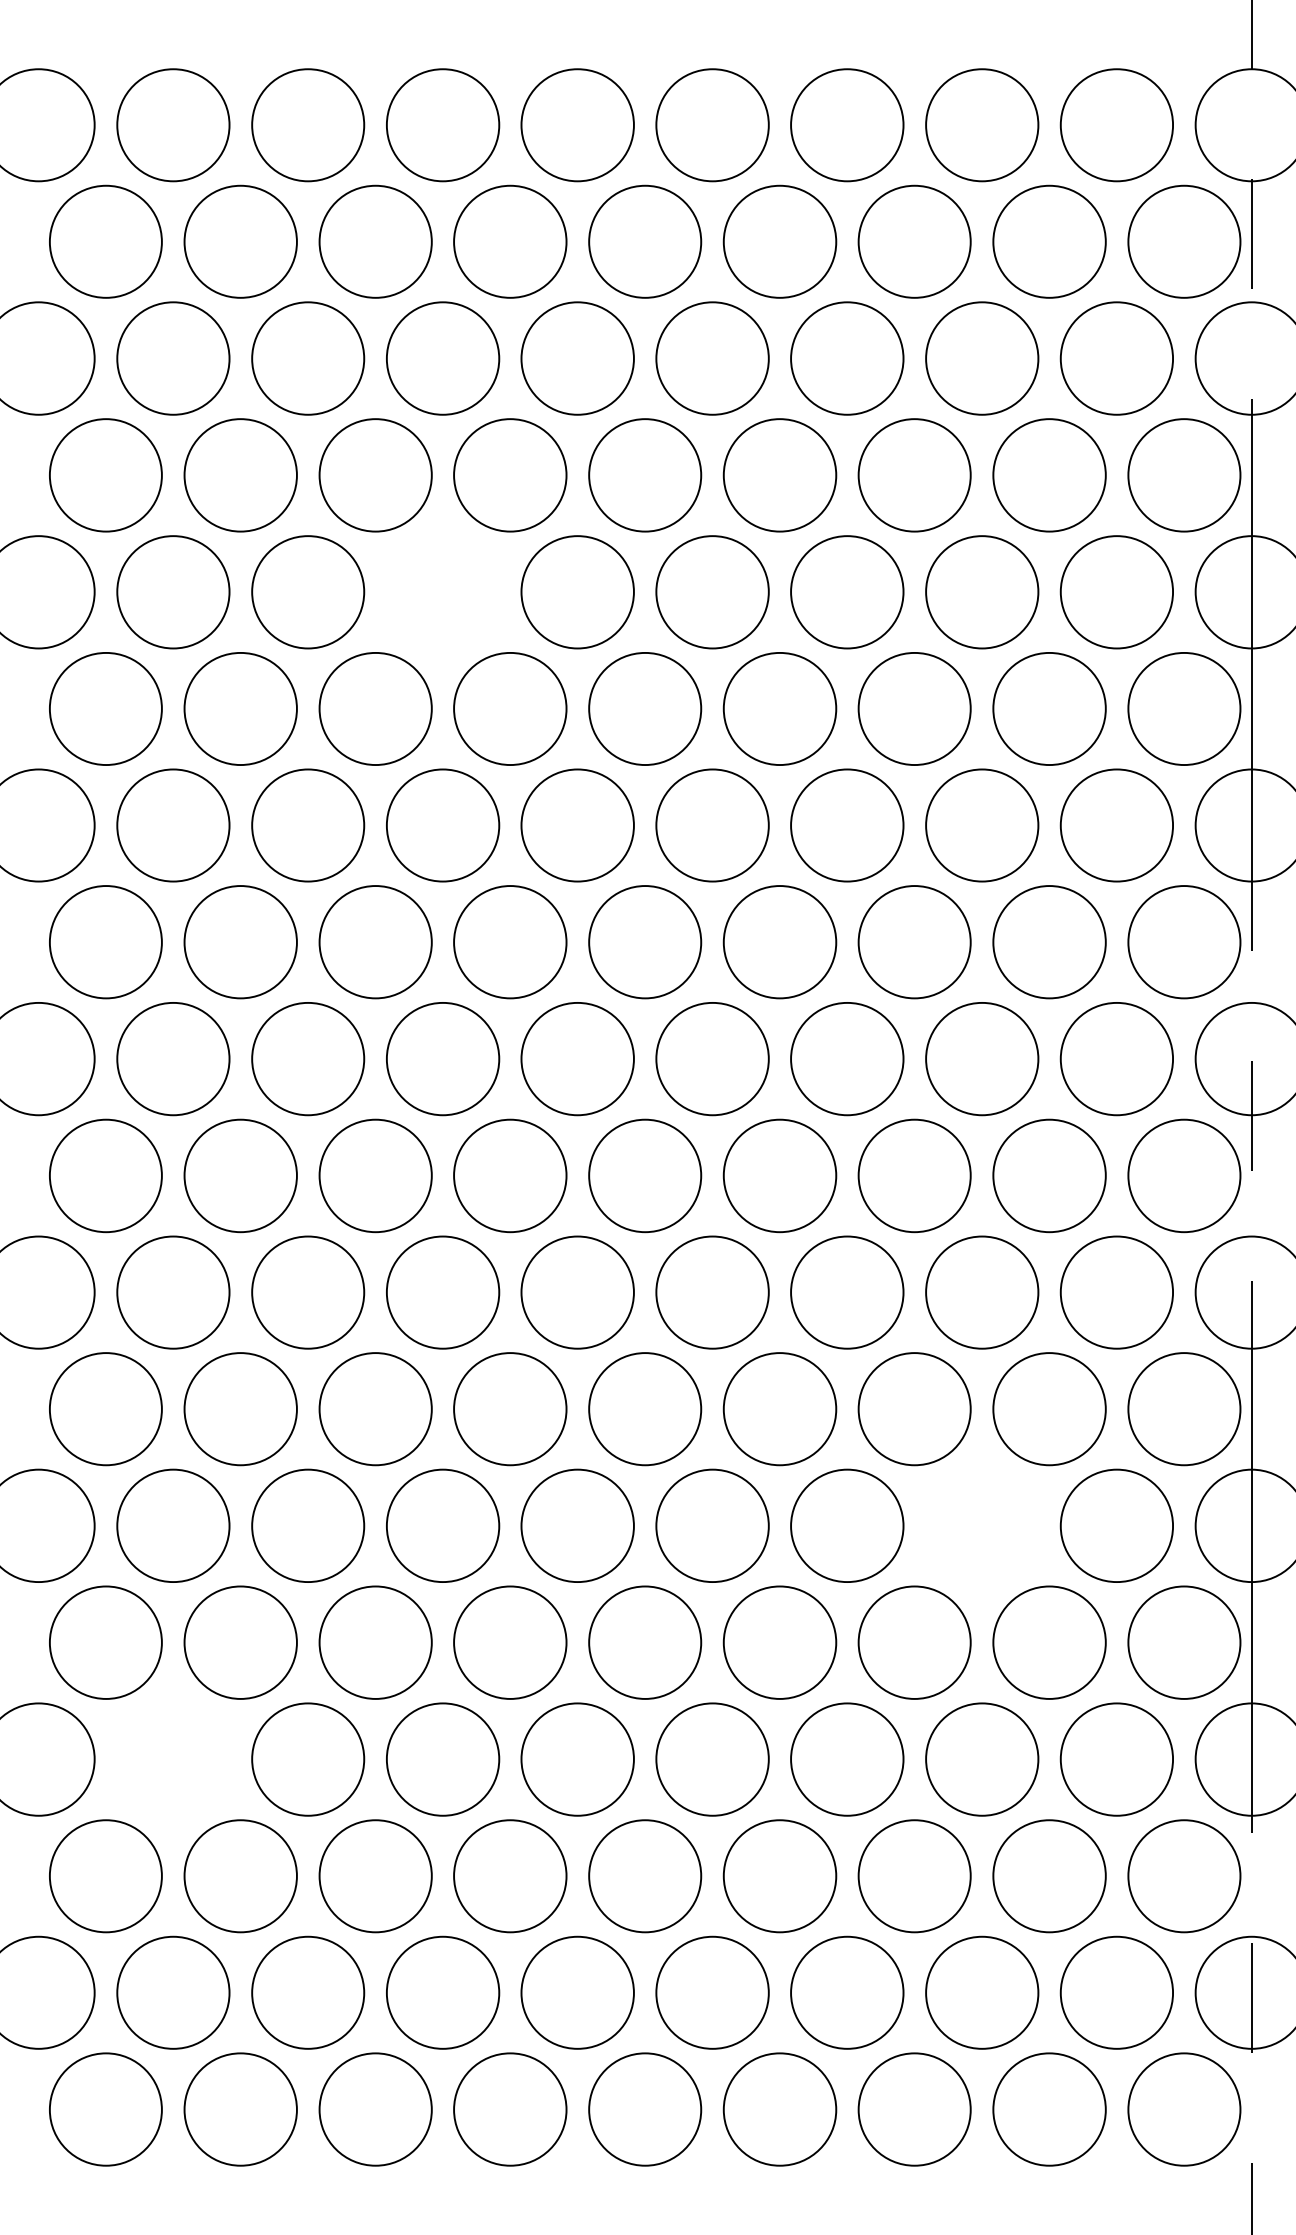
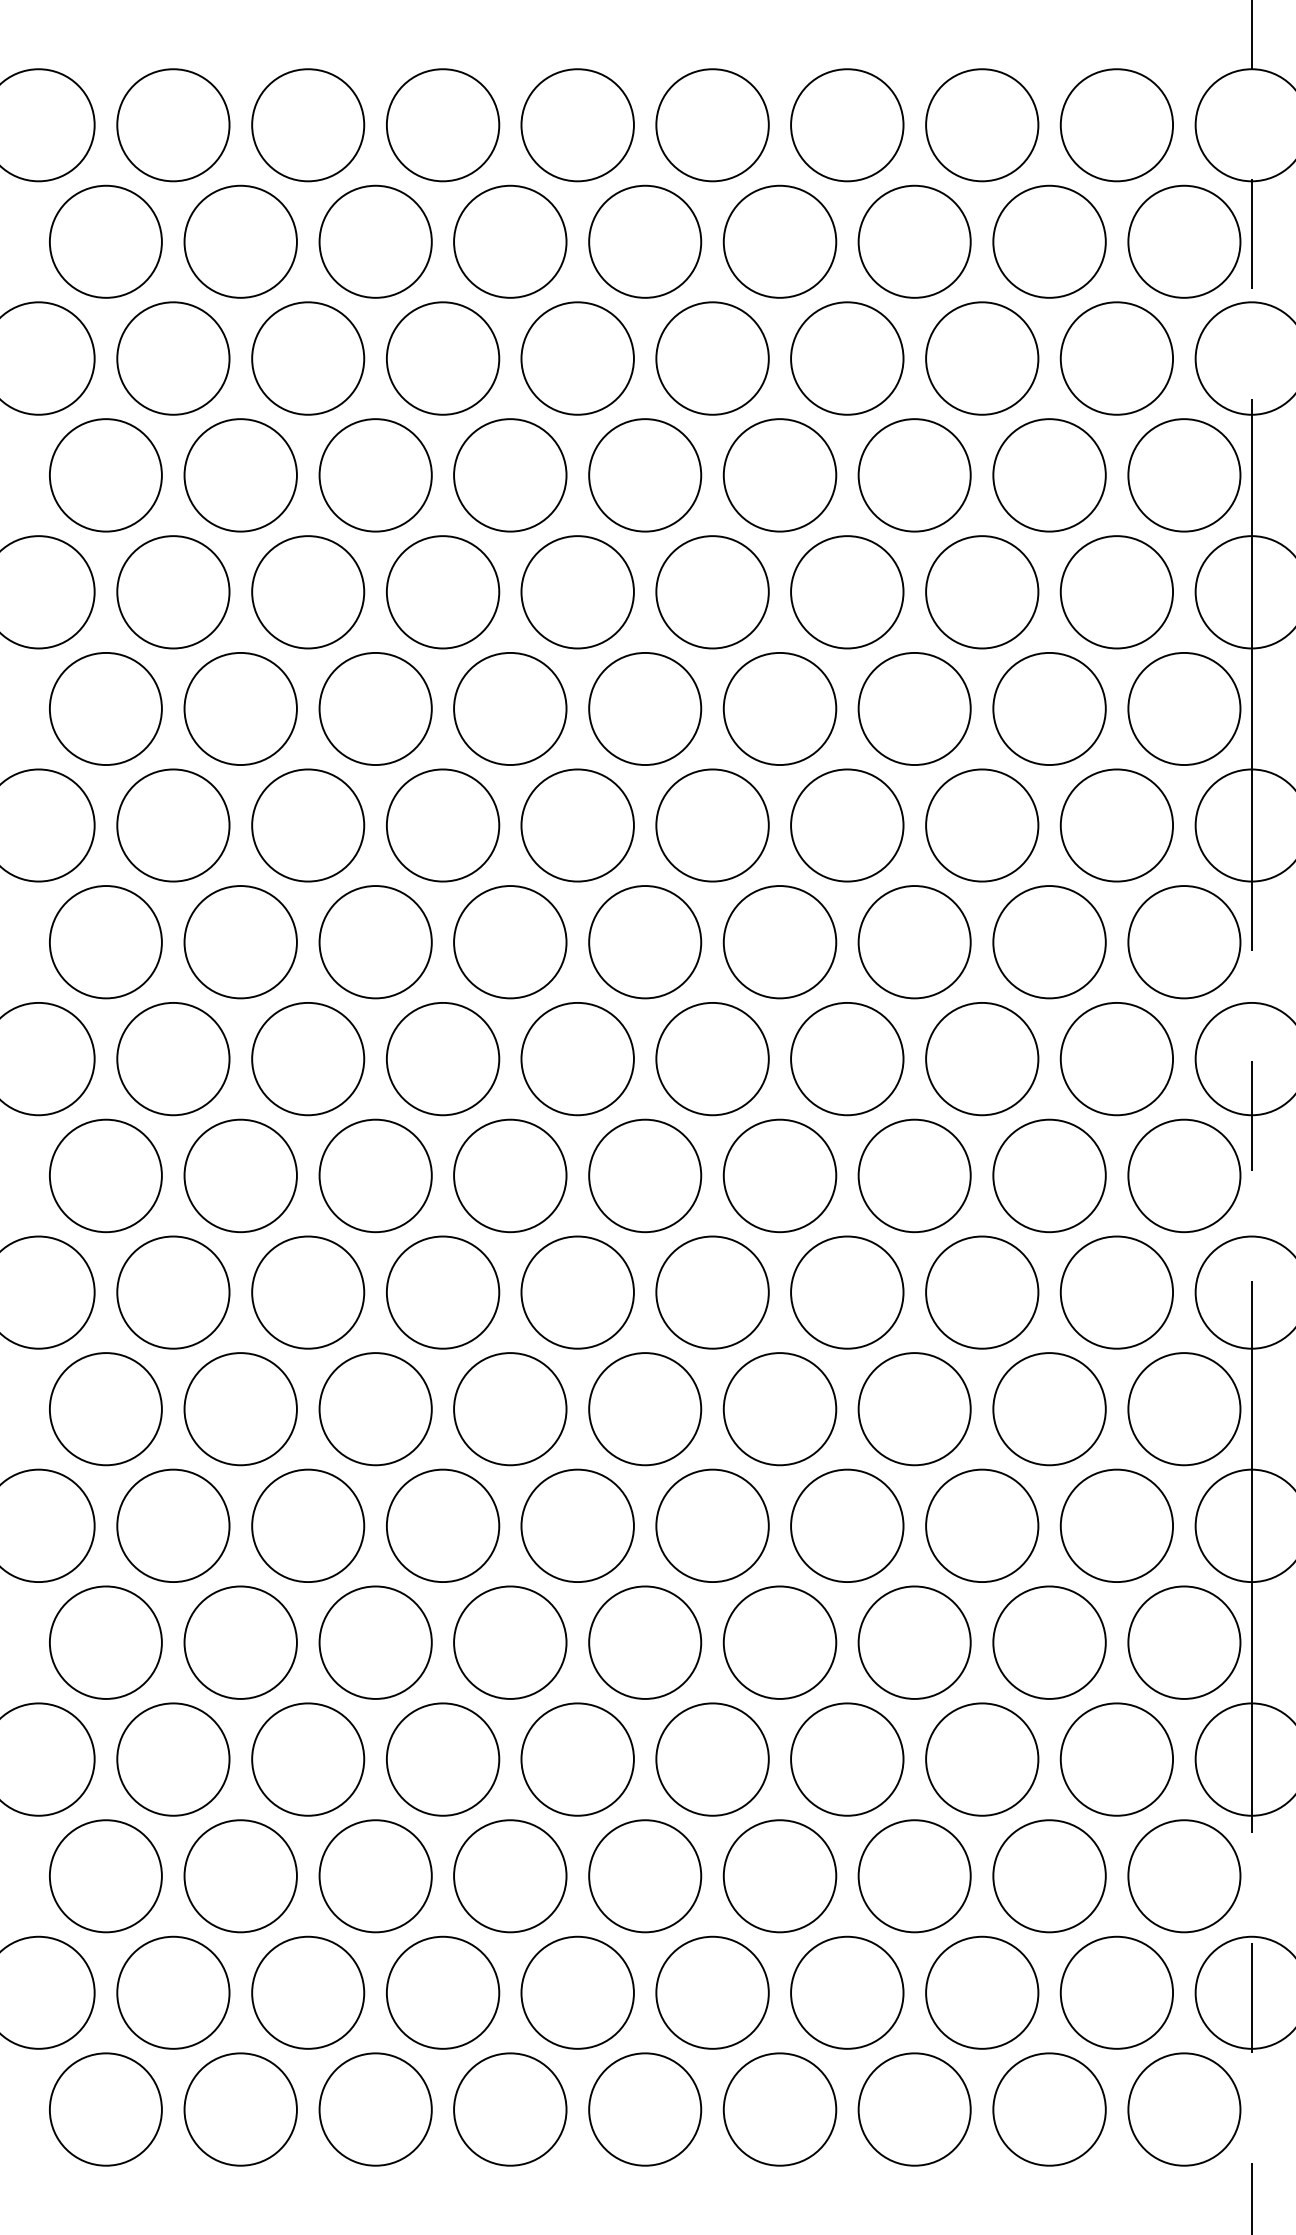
part: none -> present (443, 592)
part: none -> present (982, 1525)
part: none -> present (173, 1759)
